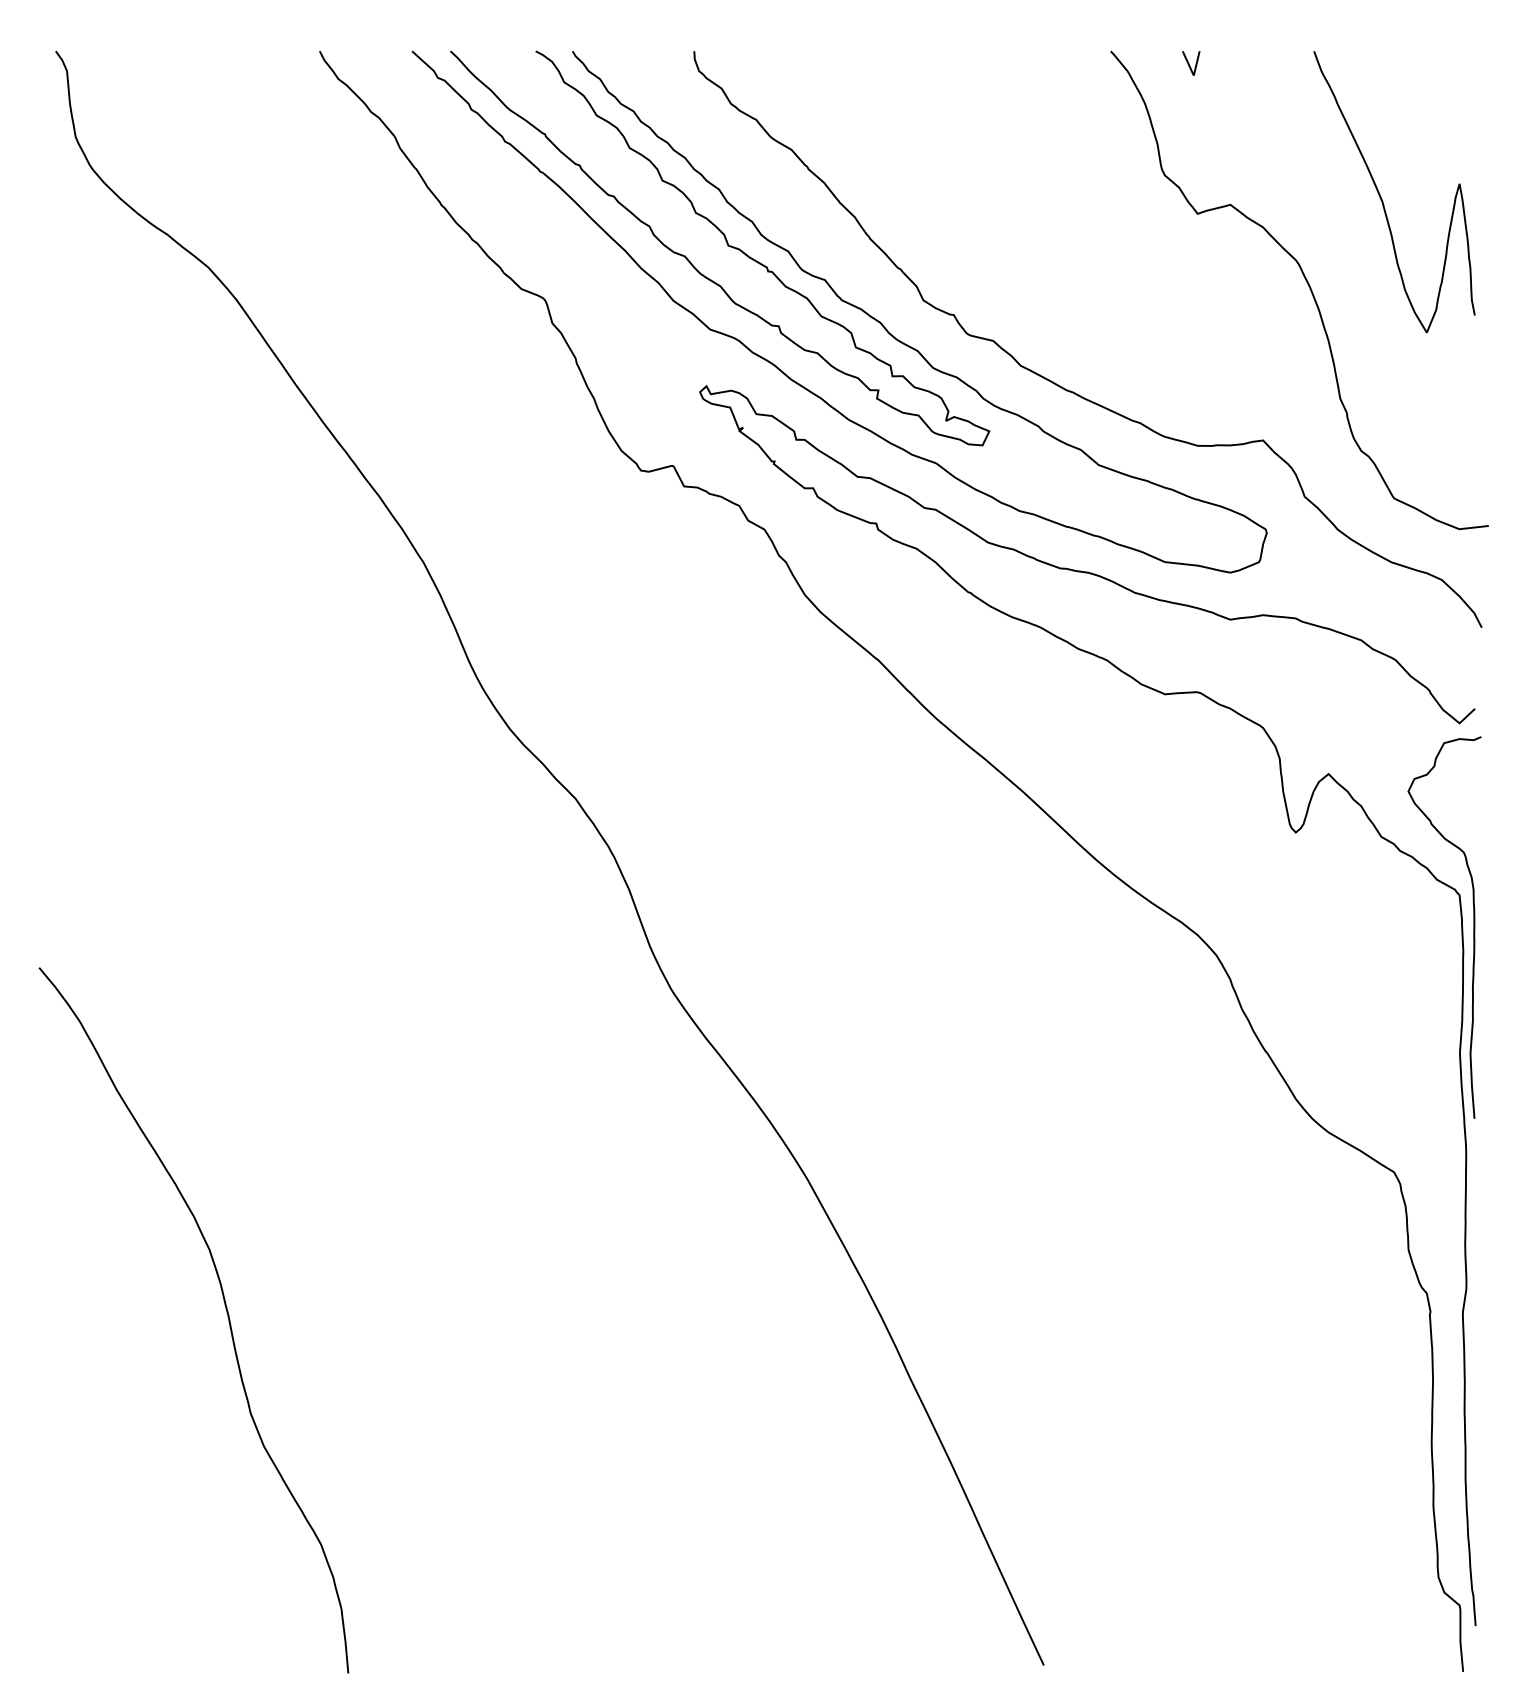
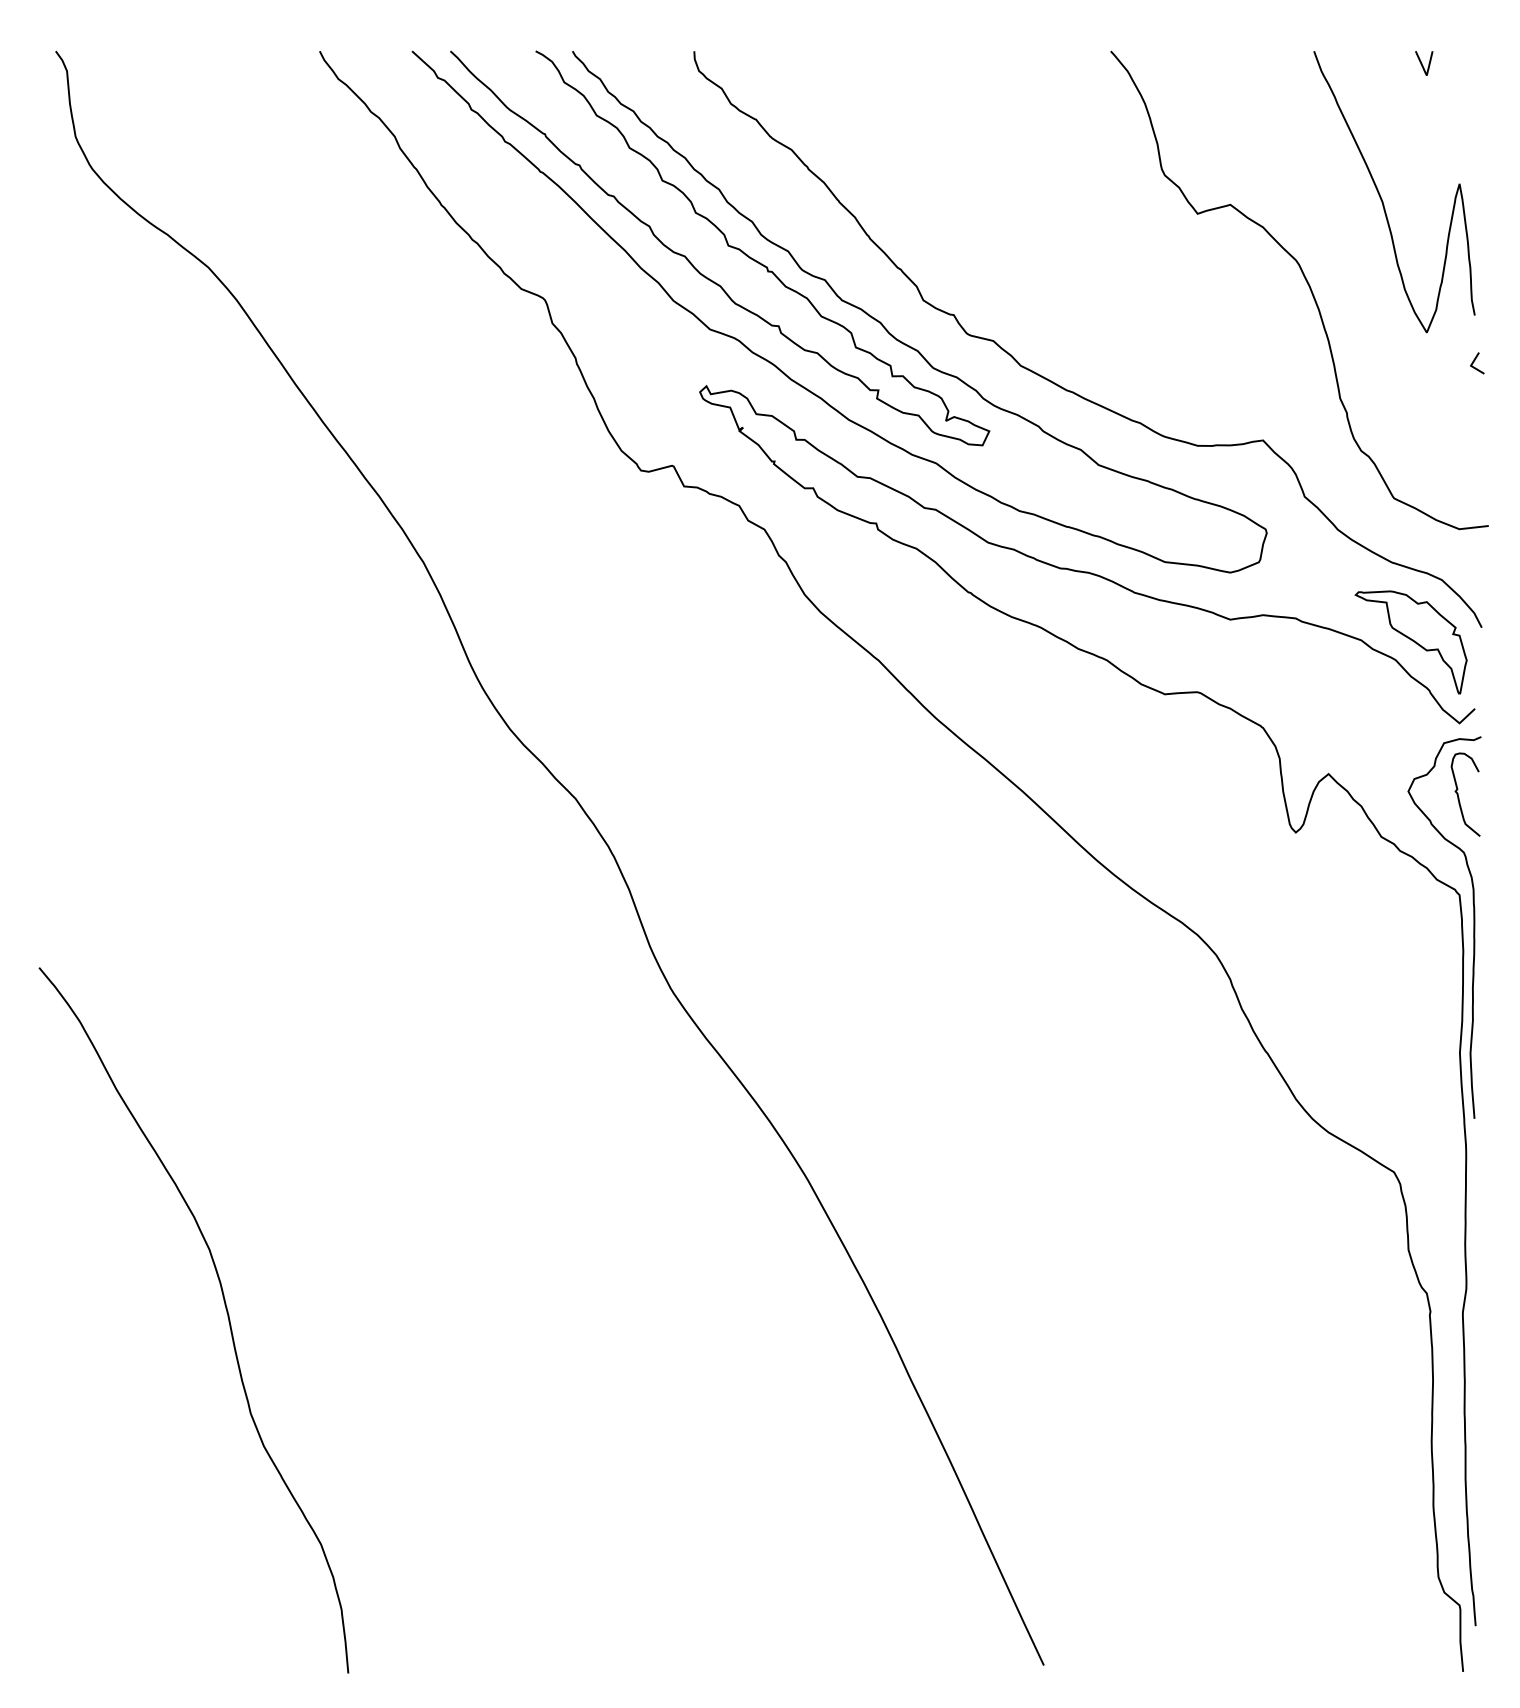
curve position: (1189, 63) -> (1422, 63) (1422, 63)
line: none -> present (1474, 362)
part: none -> present (1410, 642)
curve: none -> present (1459, 797)
